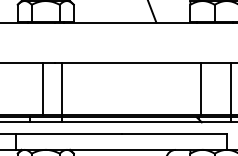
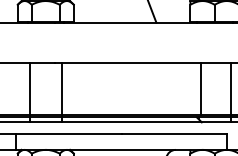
line position: (42, 89) -> (29, 89) (29, 89)
